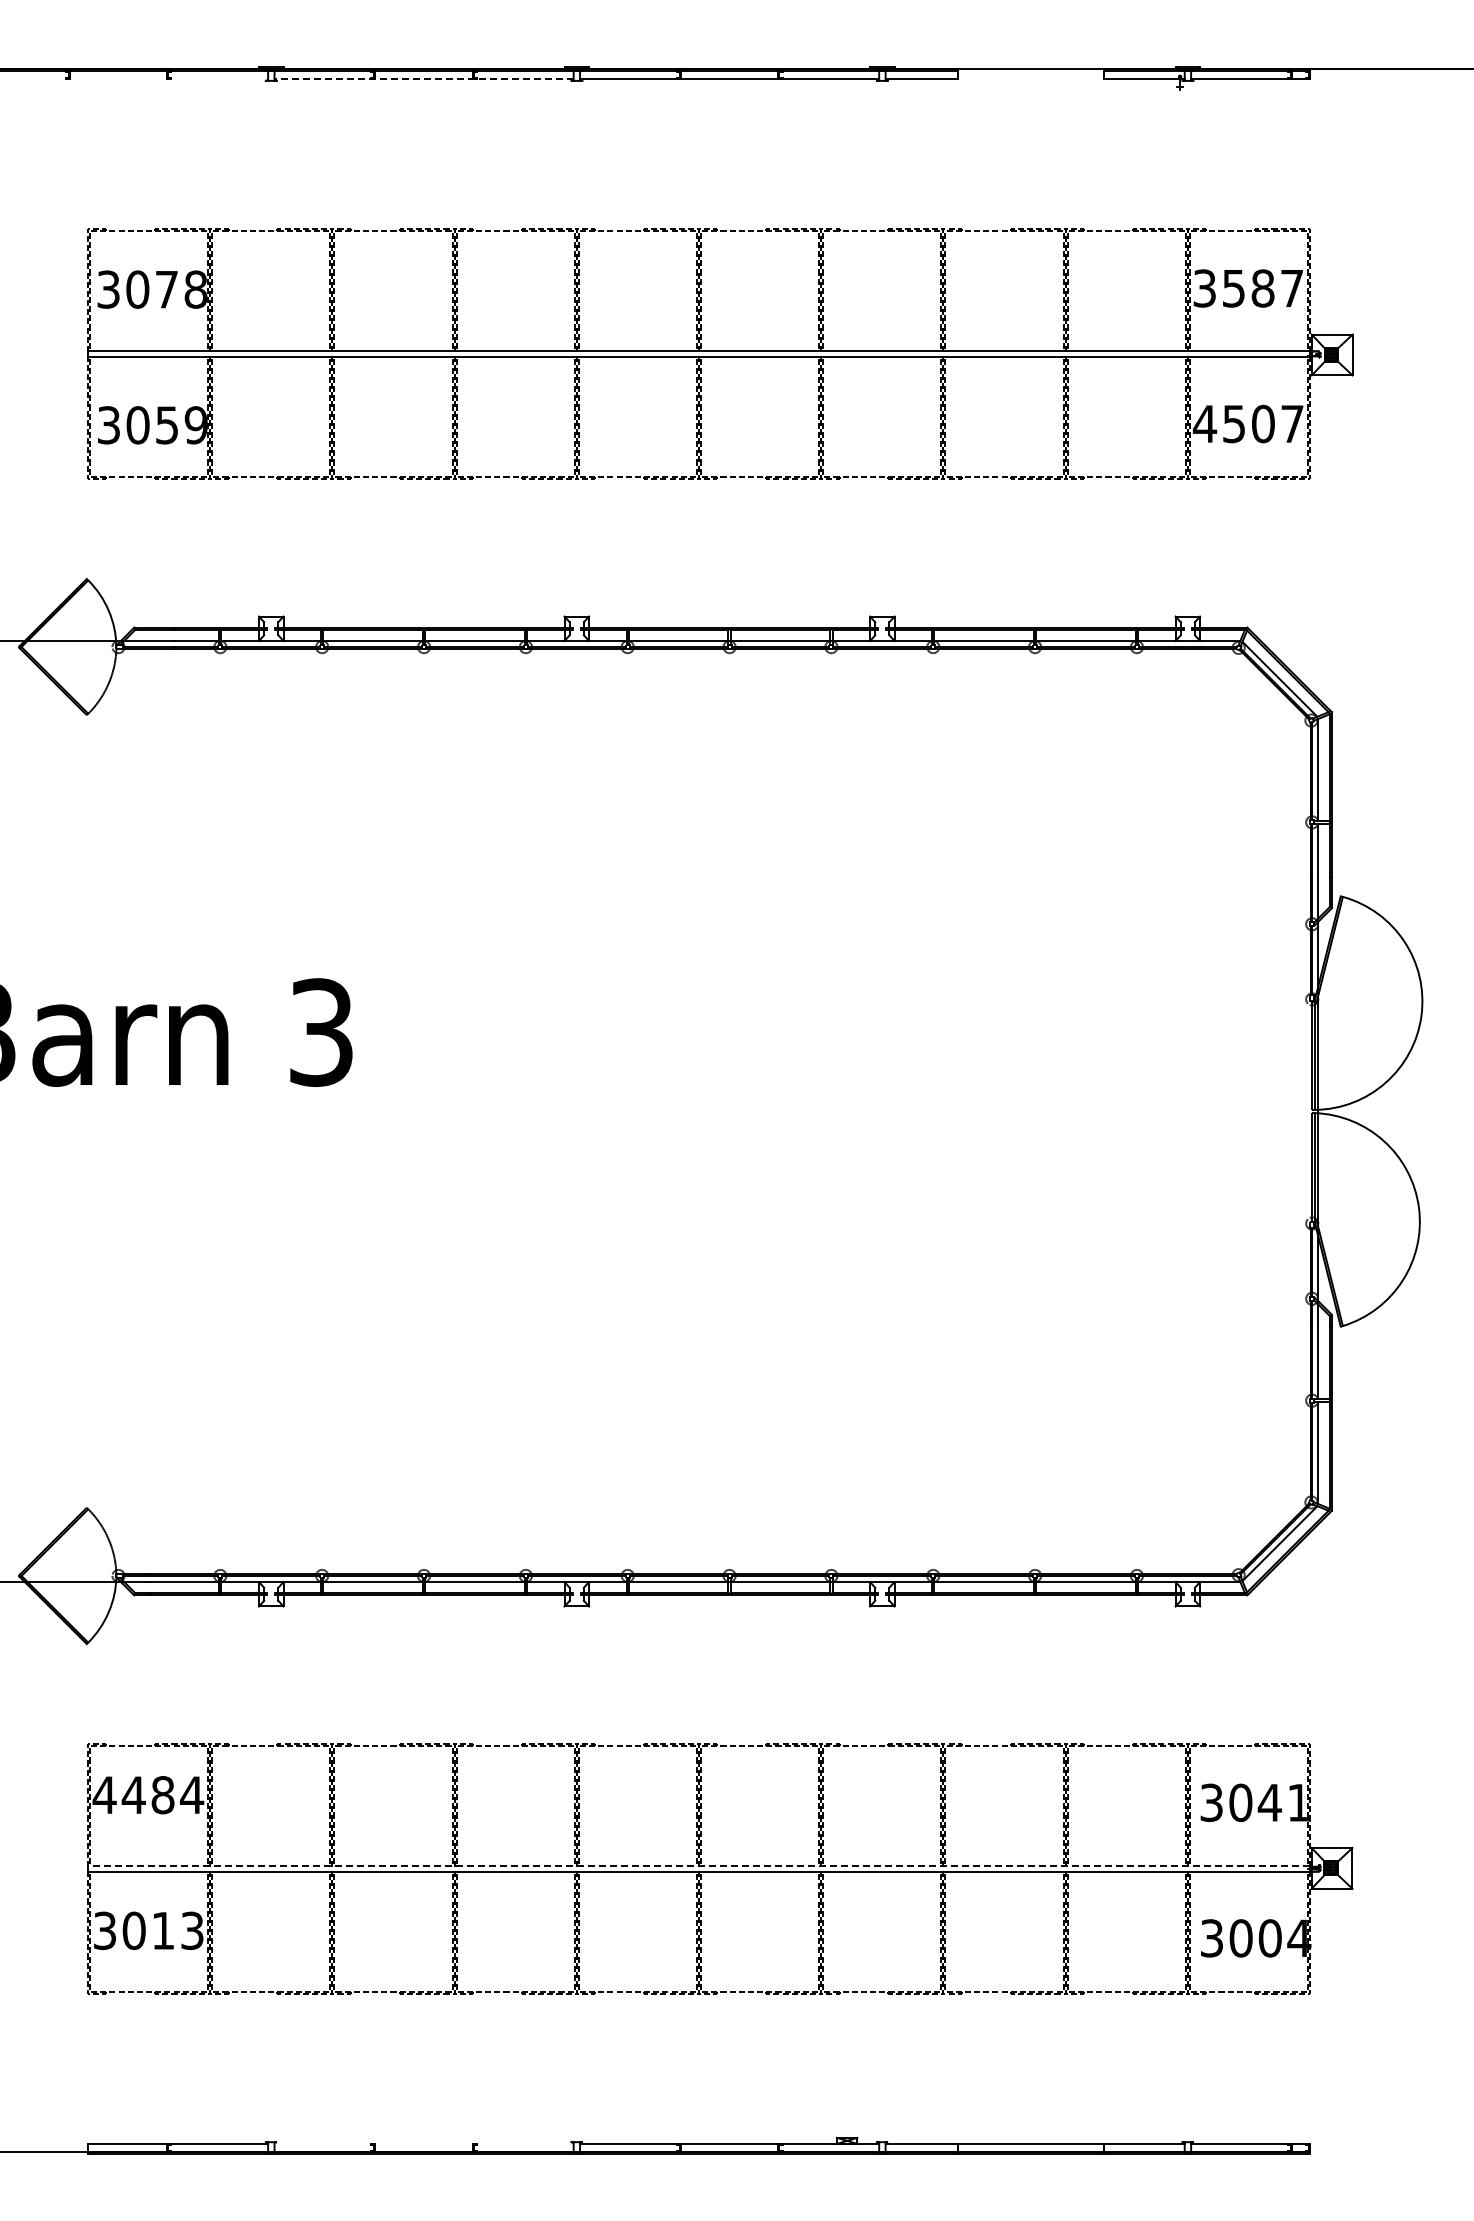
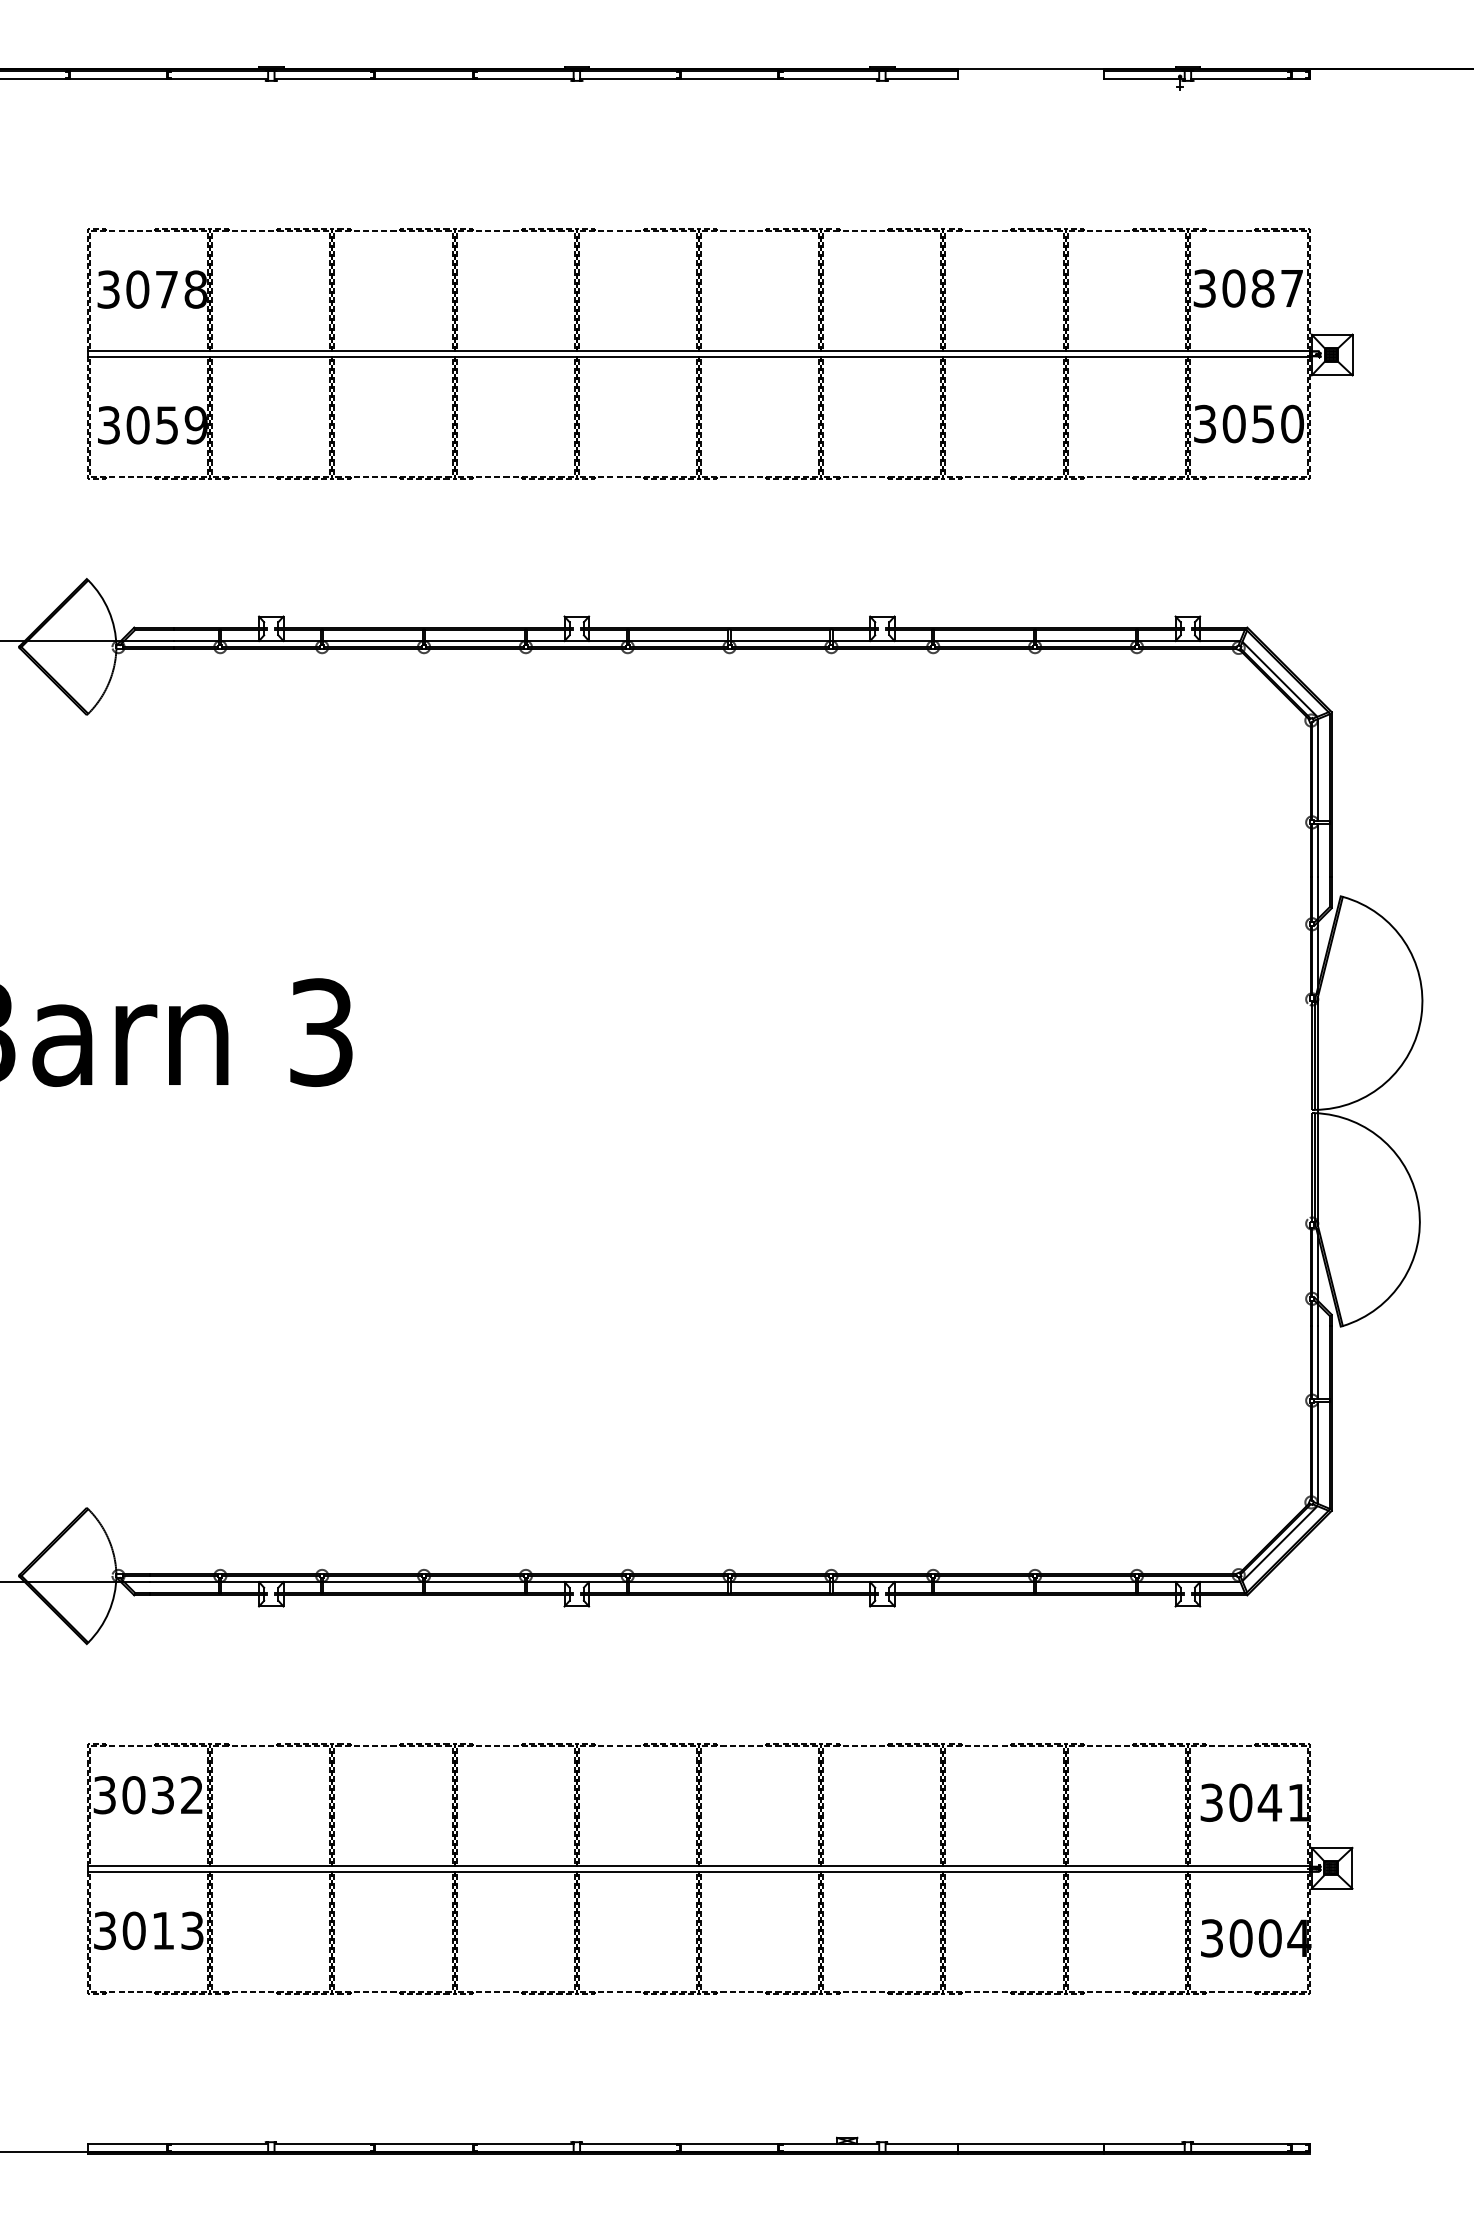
line: none -> present (135, 78)
line: dashed -> solid (424, 78)
text: 3587 -> 3087 (1233, 288)
text: 4507 -> 3050 (1248, 423)
text: 4484 -> 3032 (148, 1795)
line: dashed -> solid (698, 1866)
line: none -> present (423, 2144)
